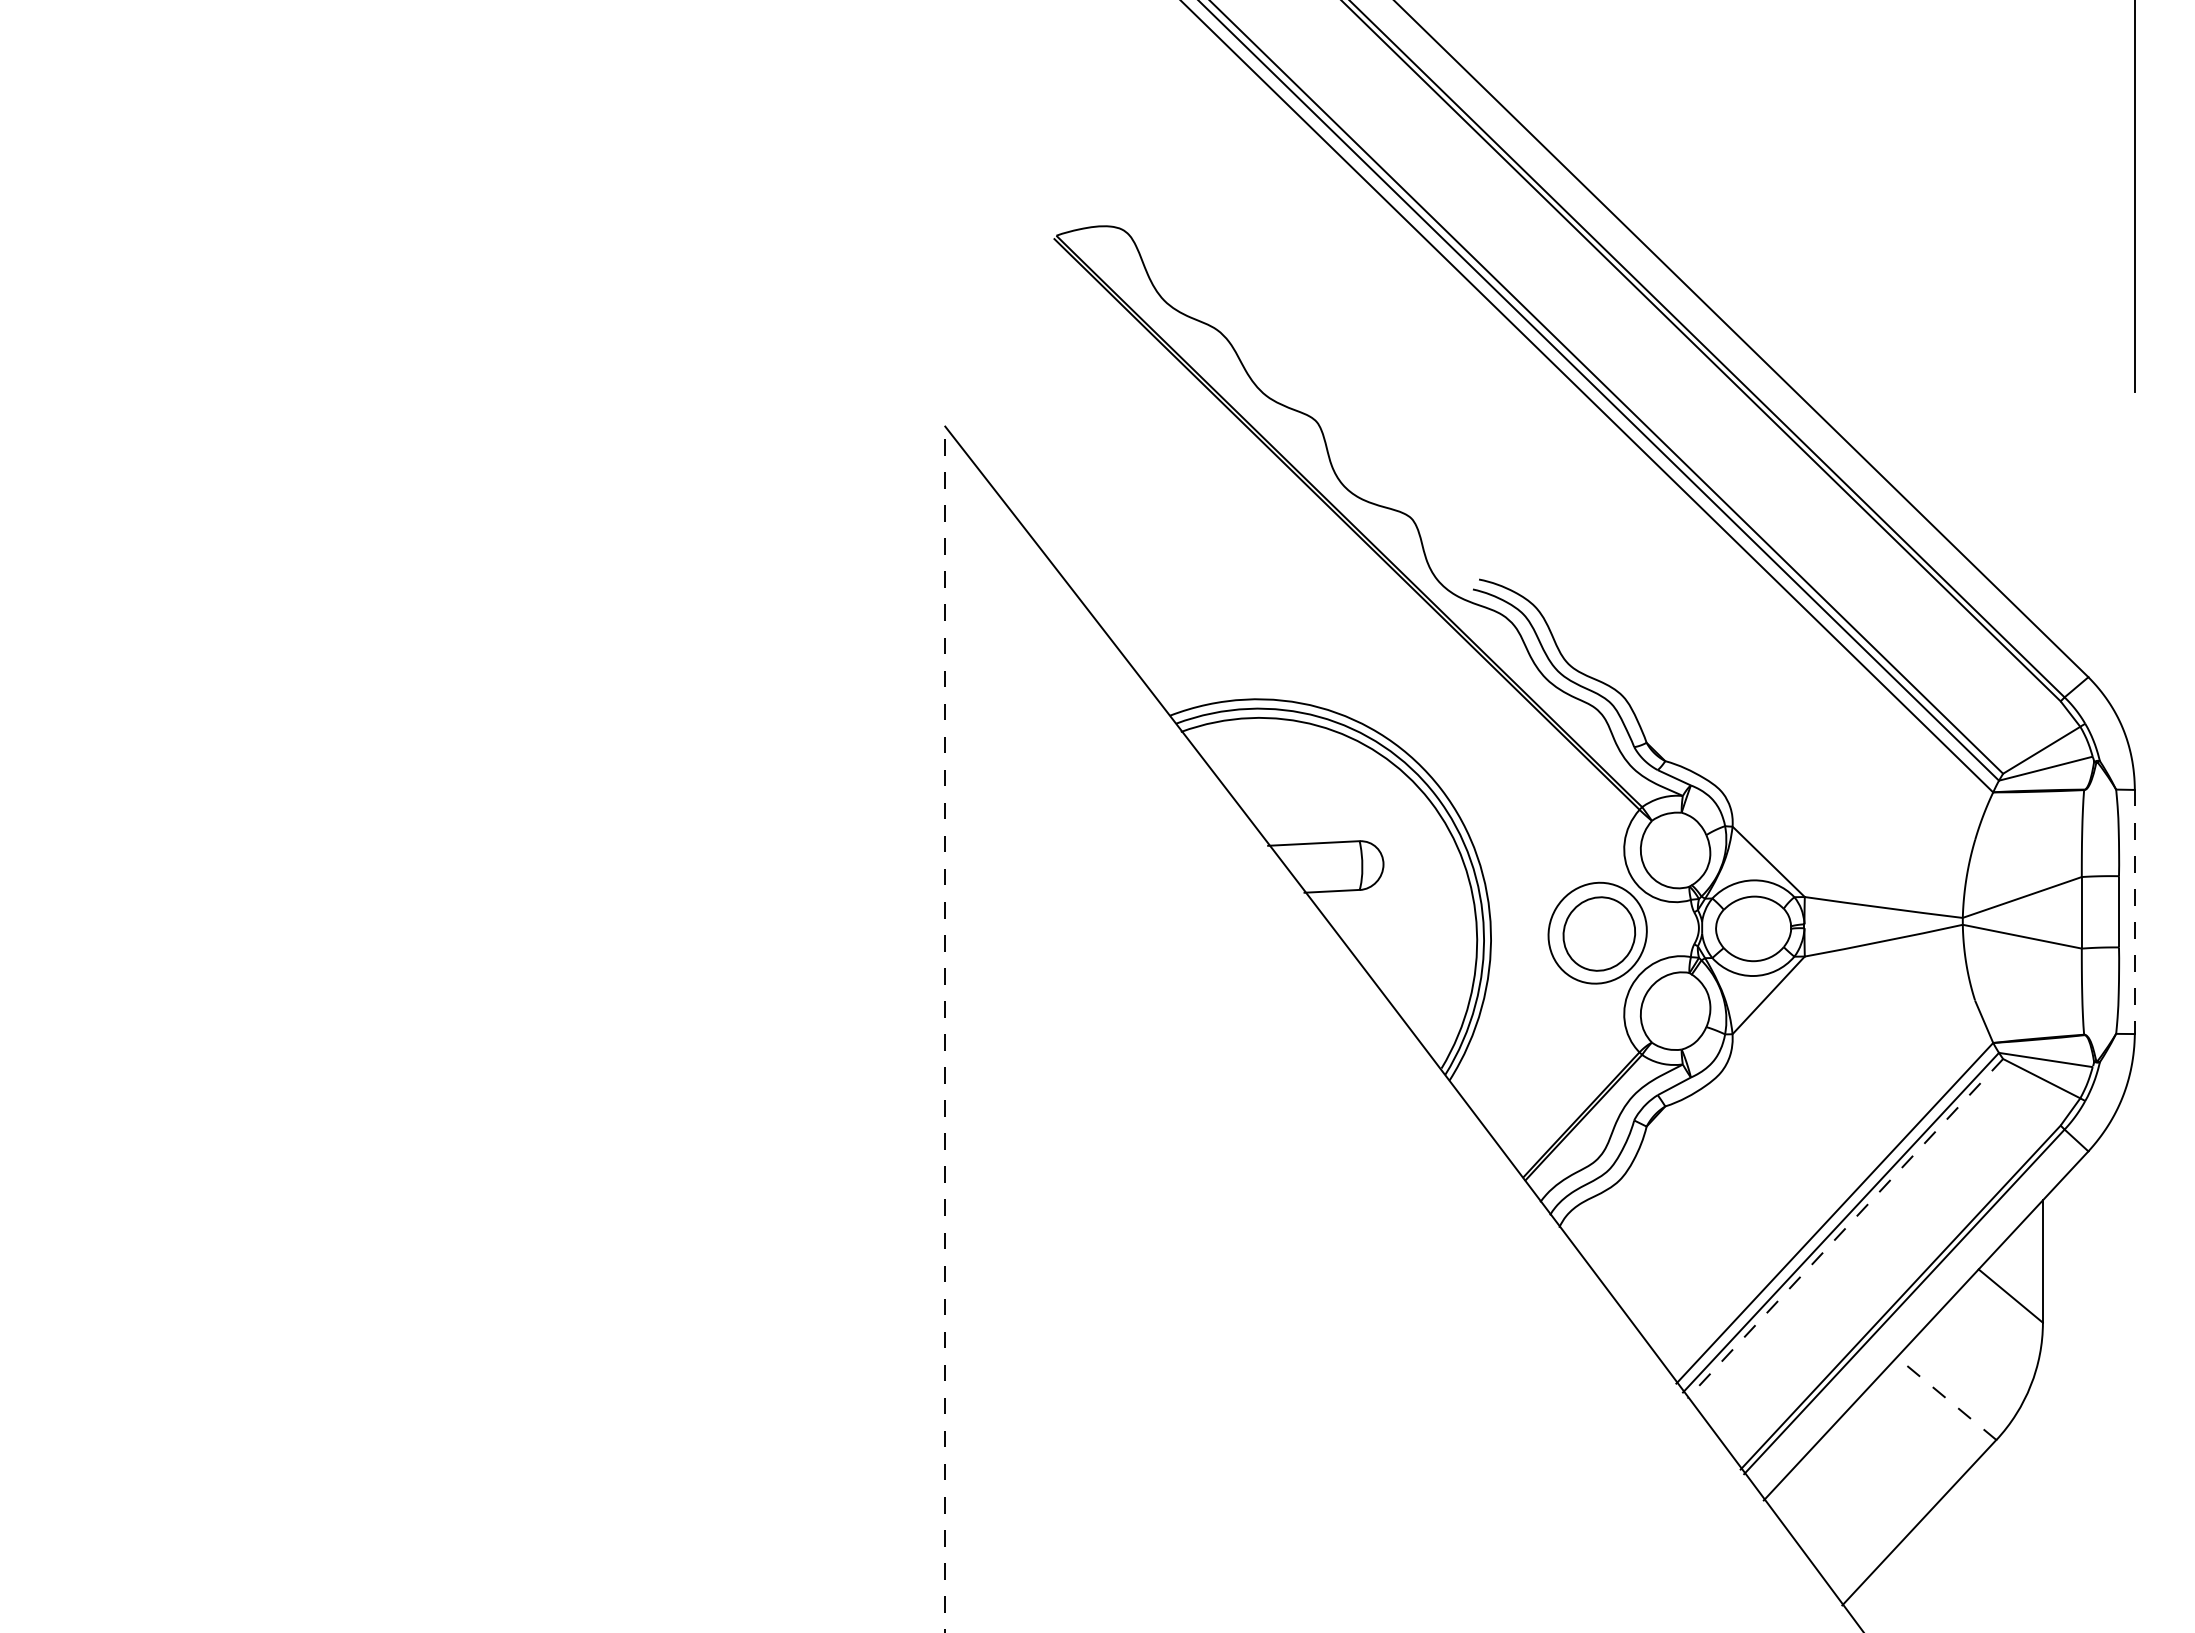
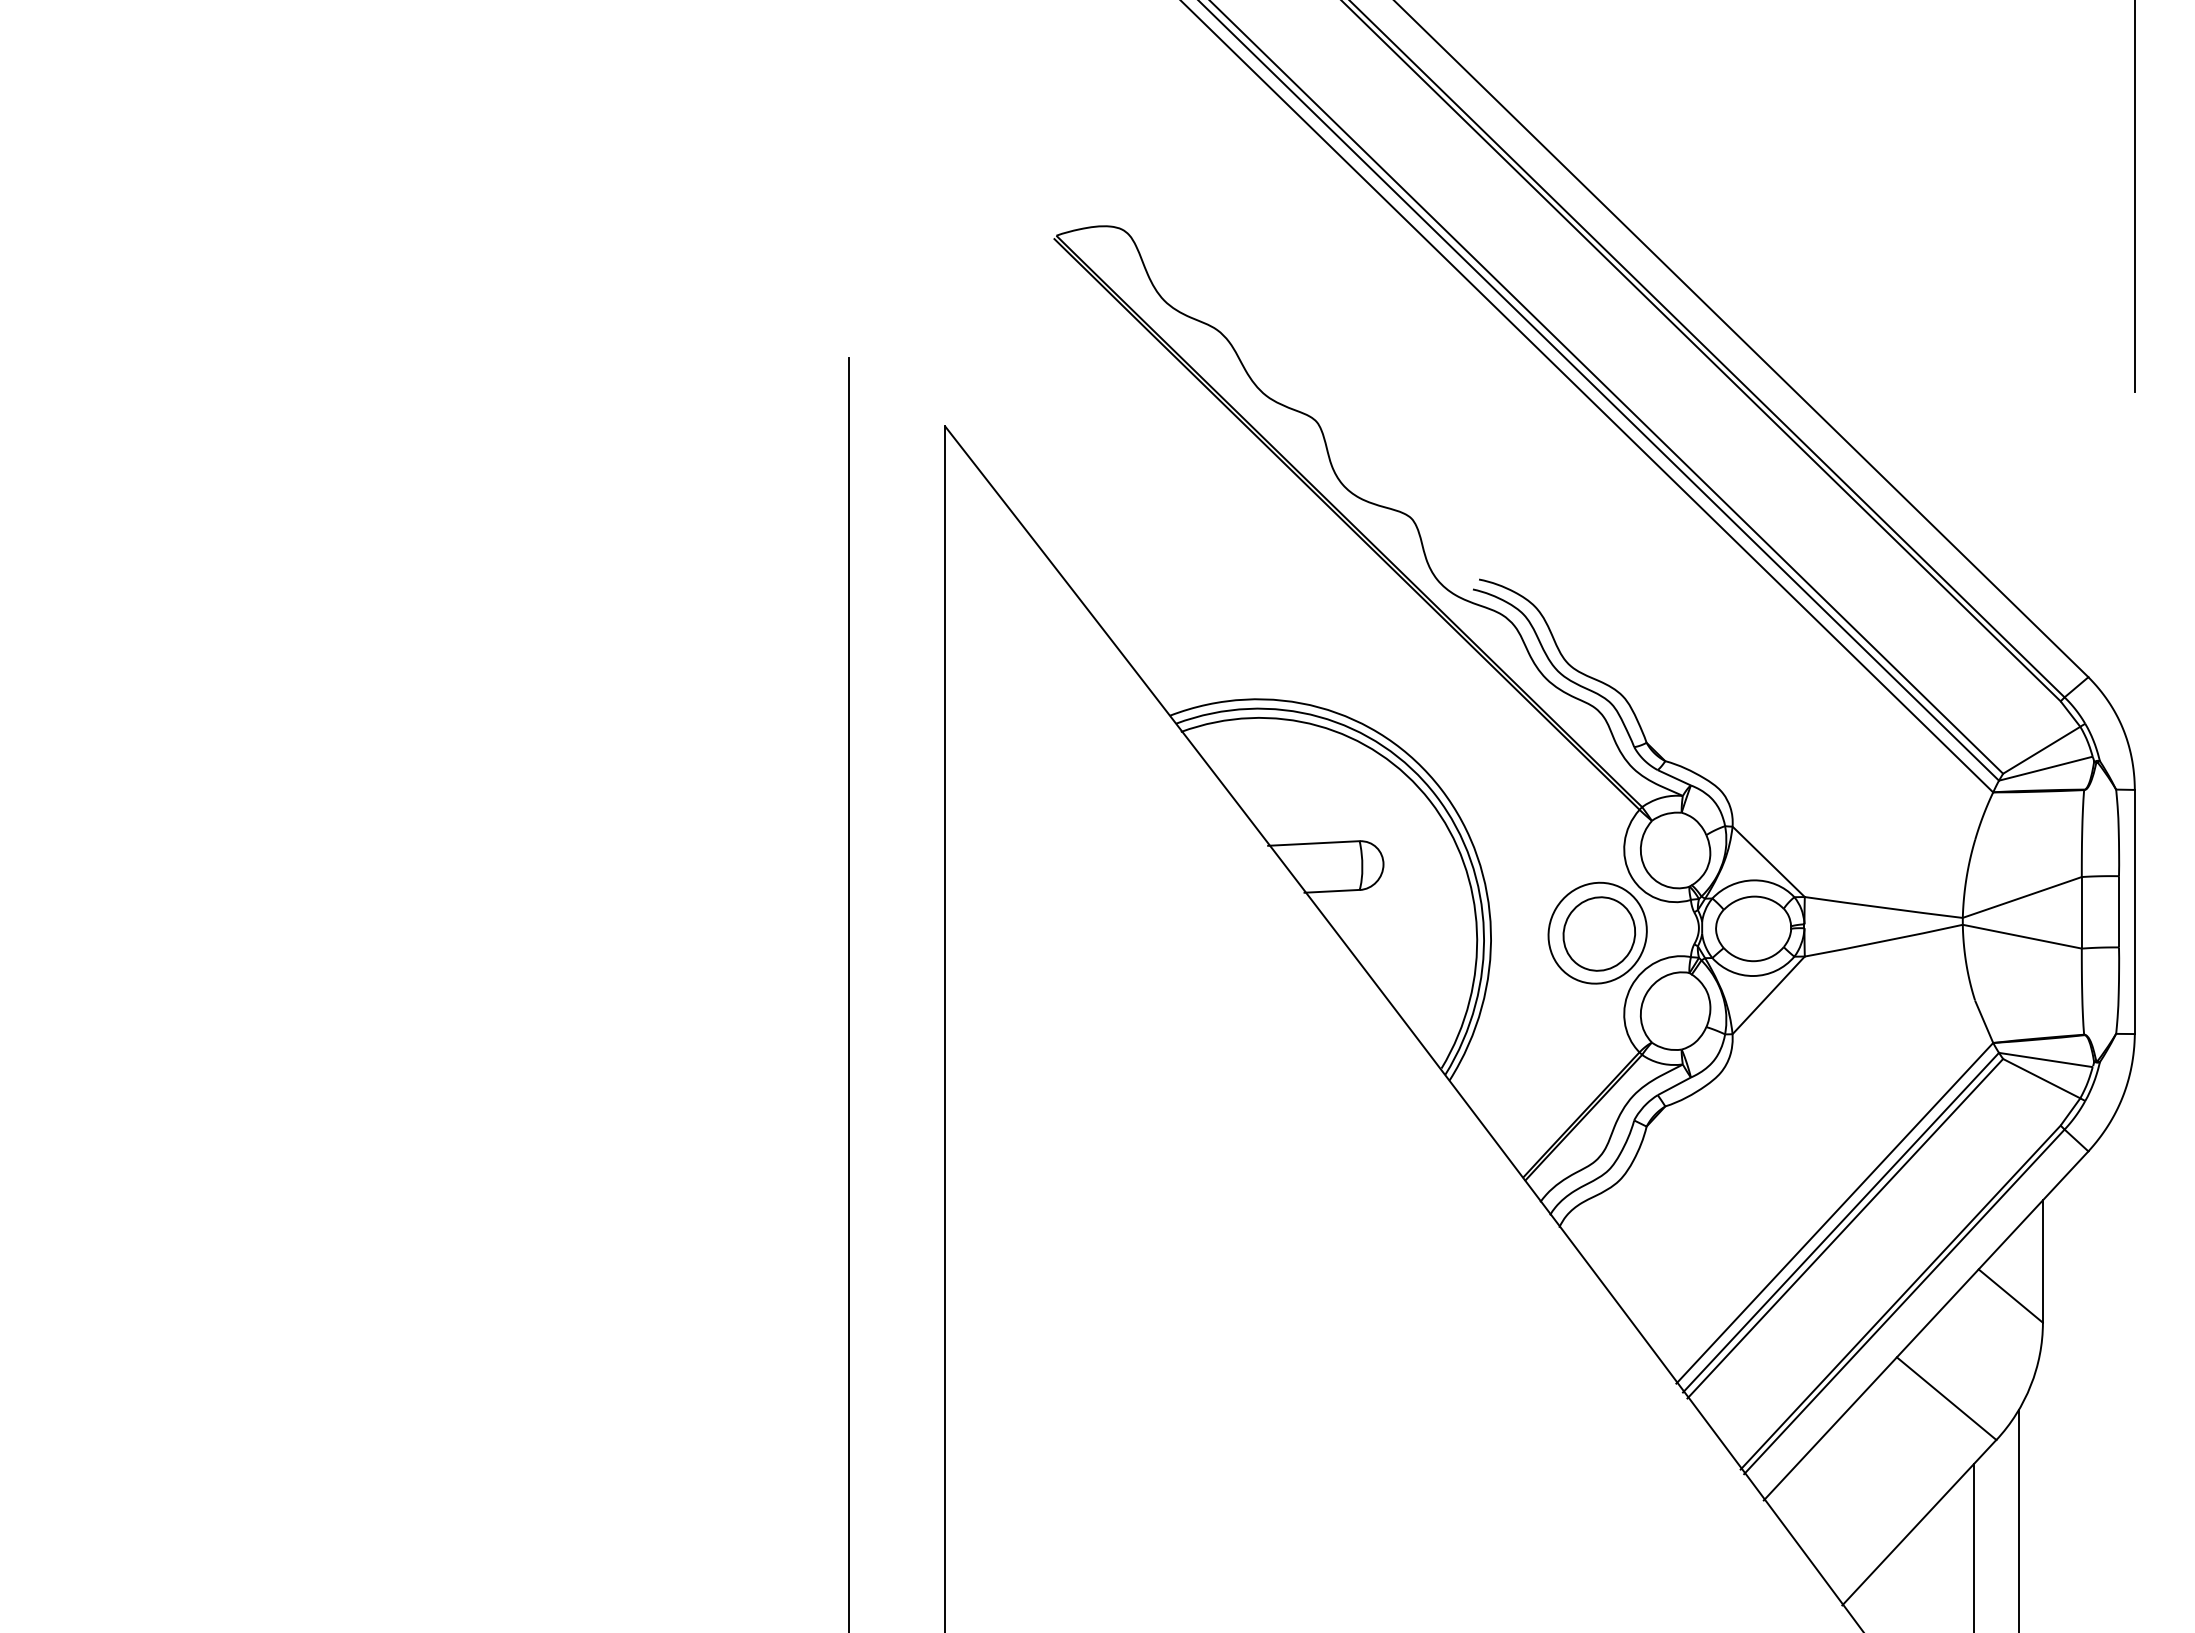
line: dashed -> solid (2134, 912)
line: none -> present (848, 993)
line: dashed -> solid (944, 1028)
line: dashed -> solid (1845, 1228)
line: dashed -> solid (1946, 1398)
line: none -> present (2019, 1519)
line: none -> present (1974, 1546)
